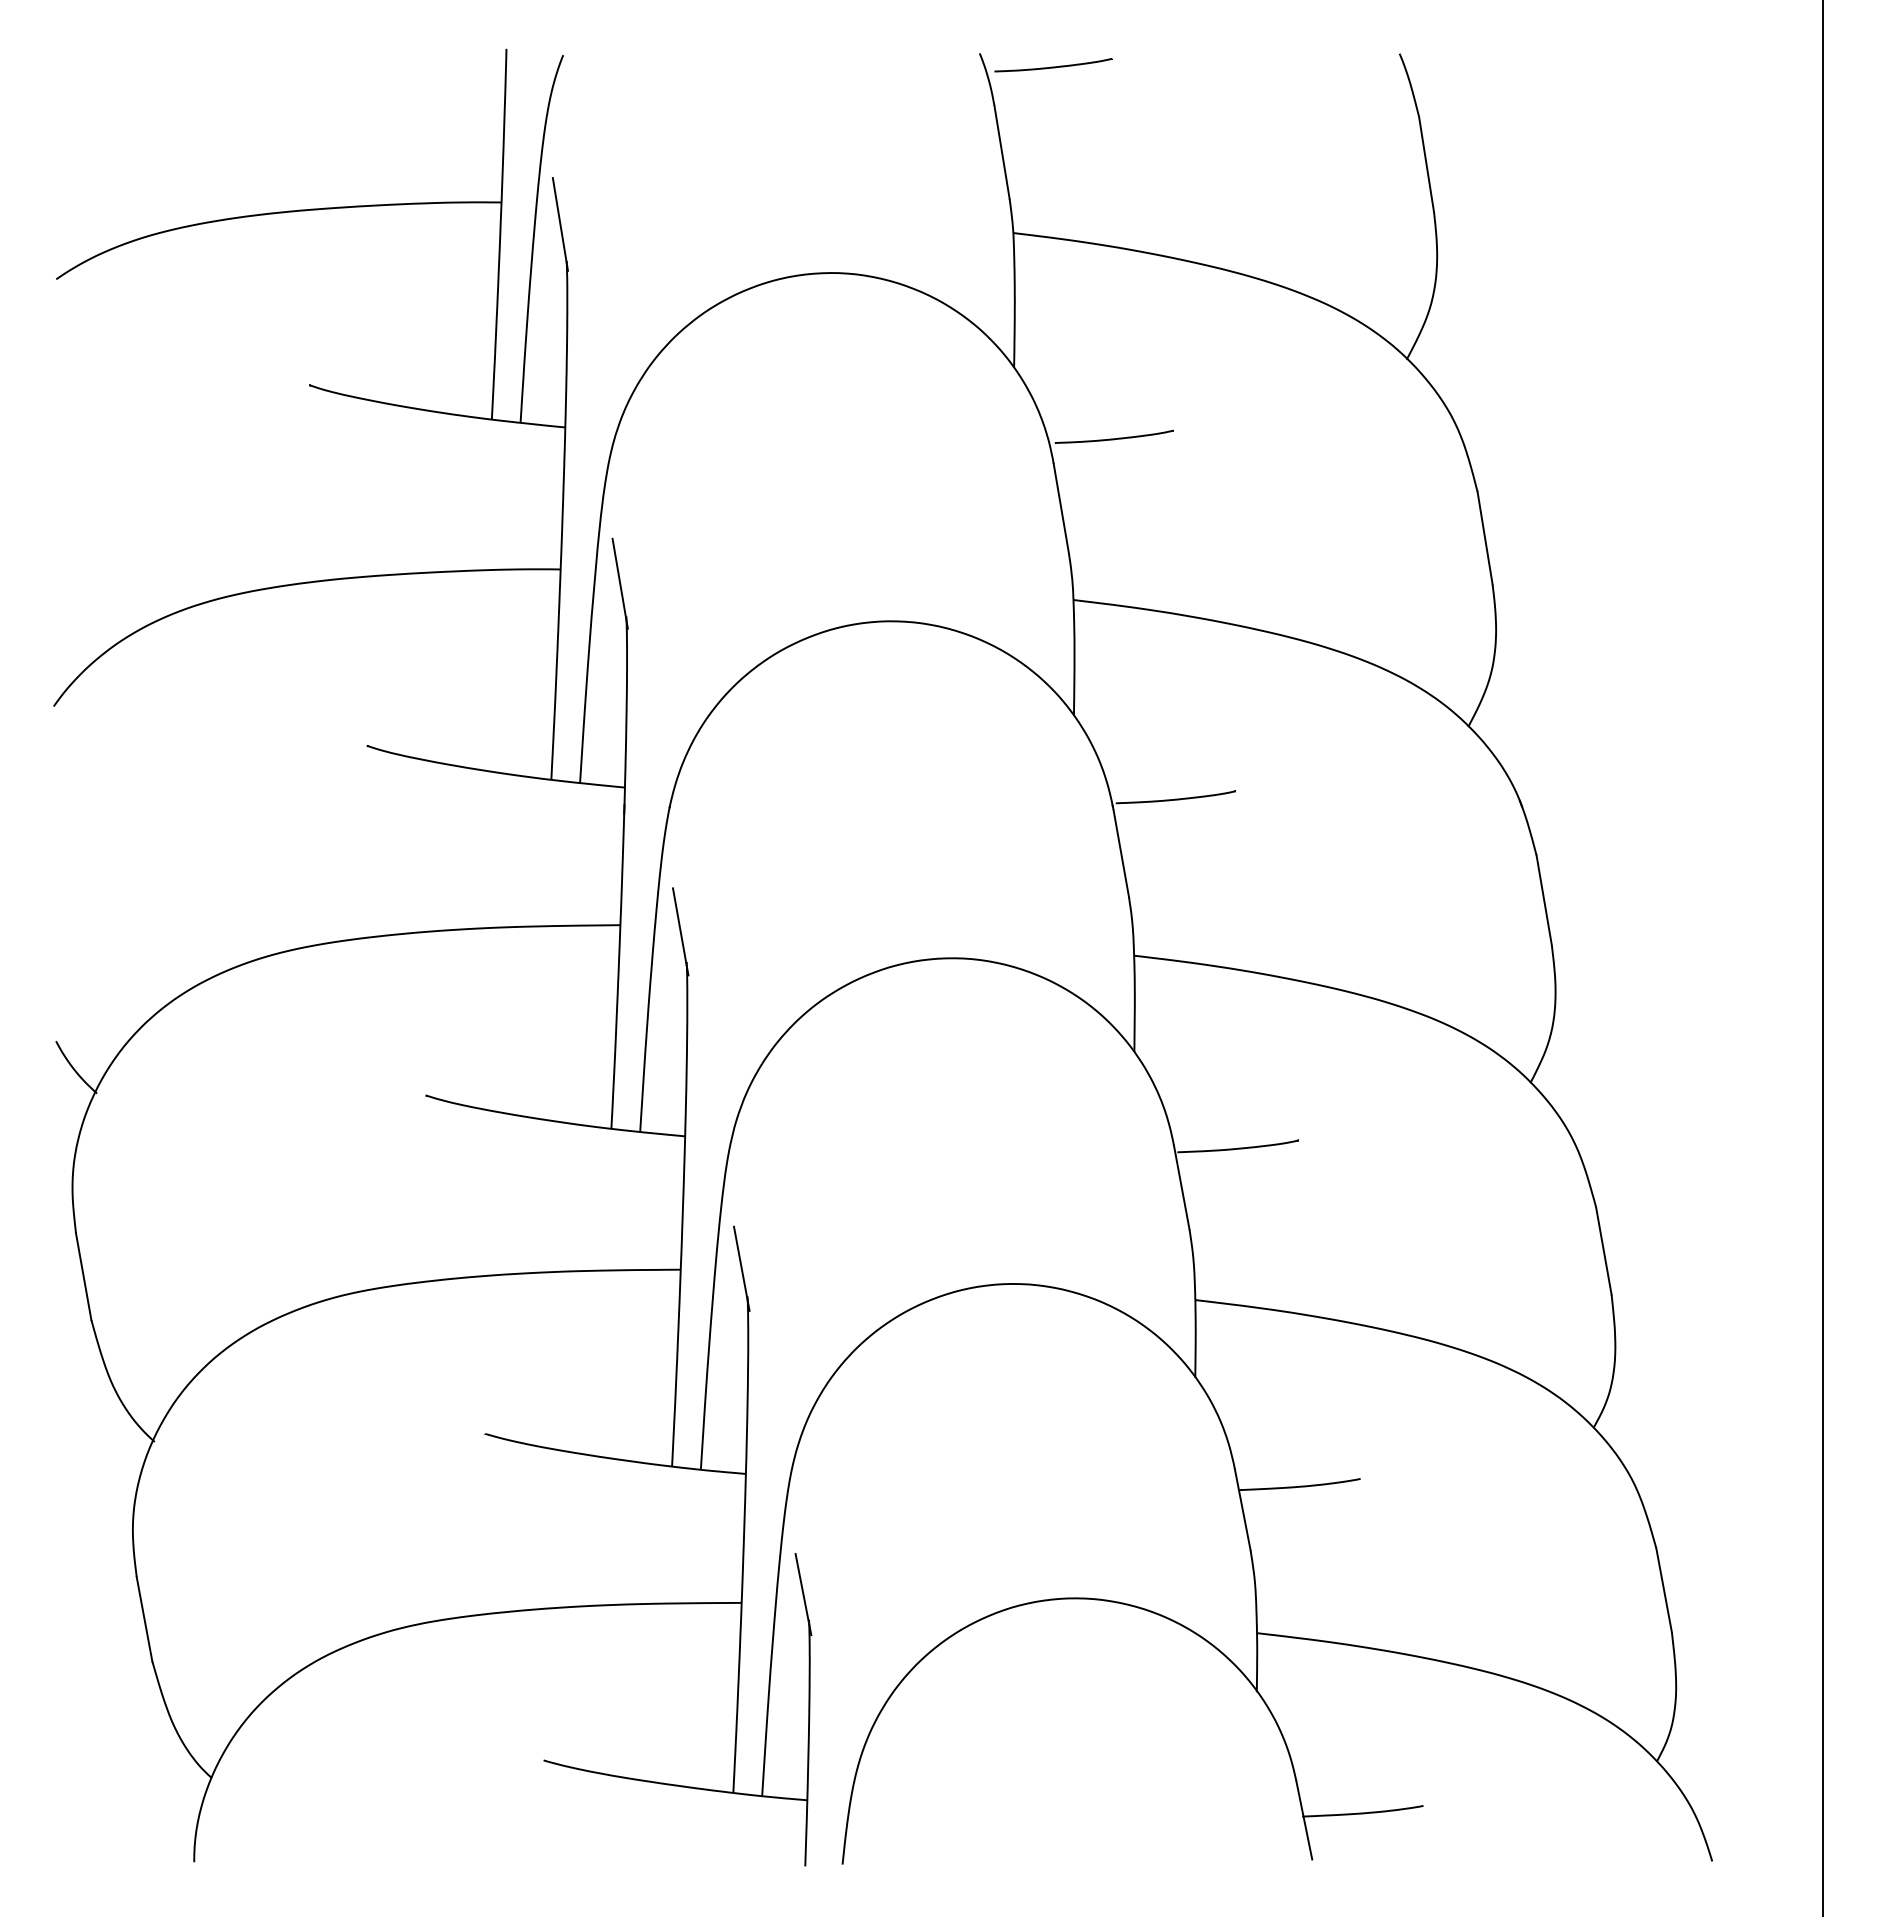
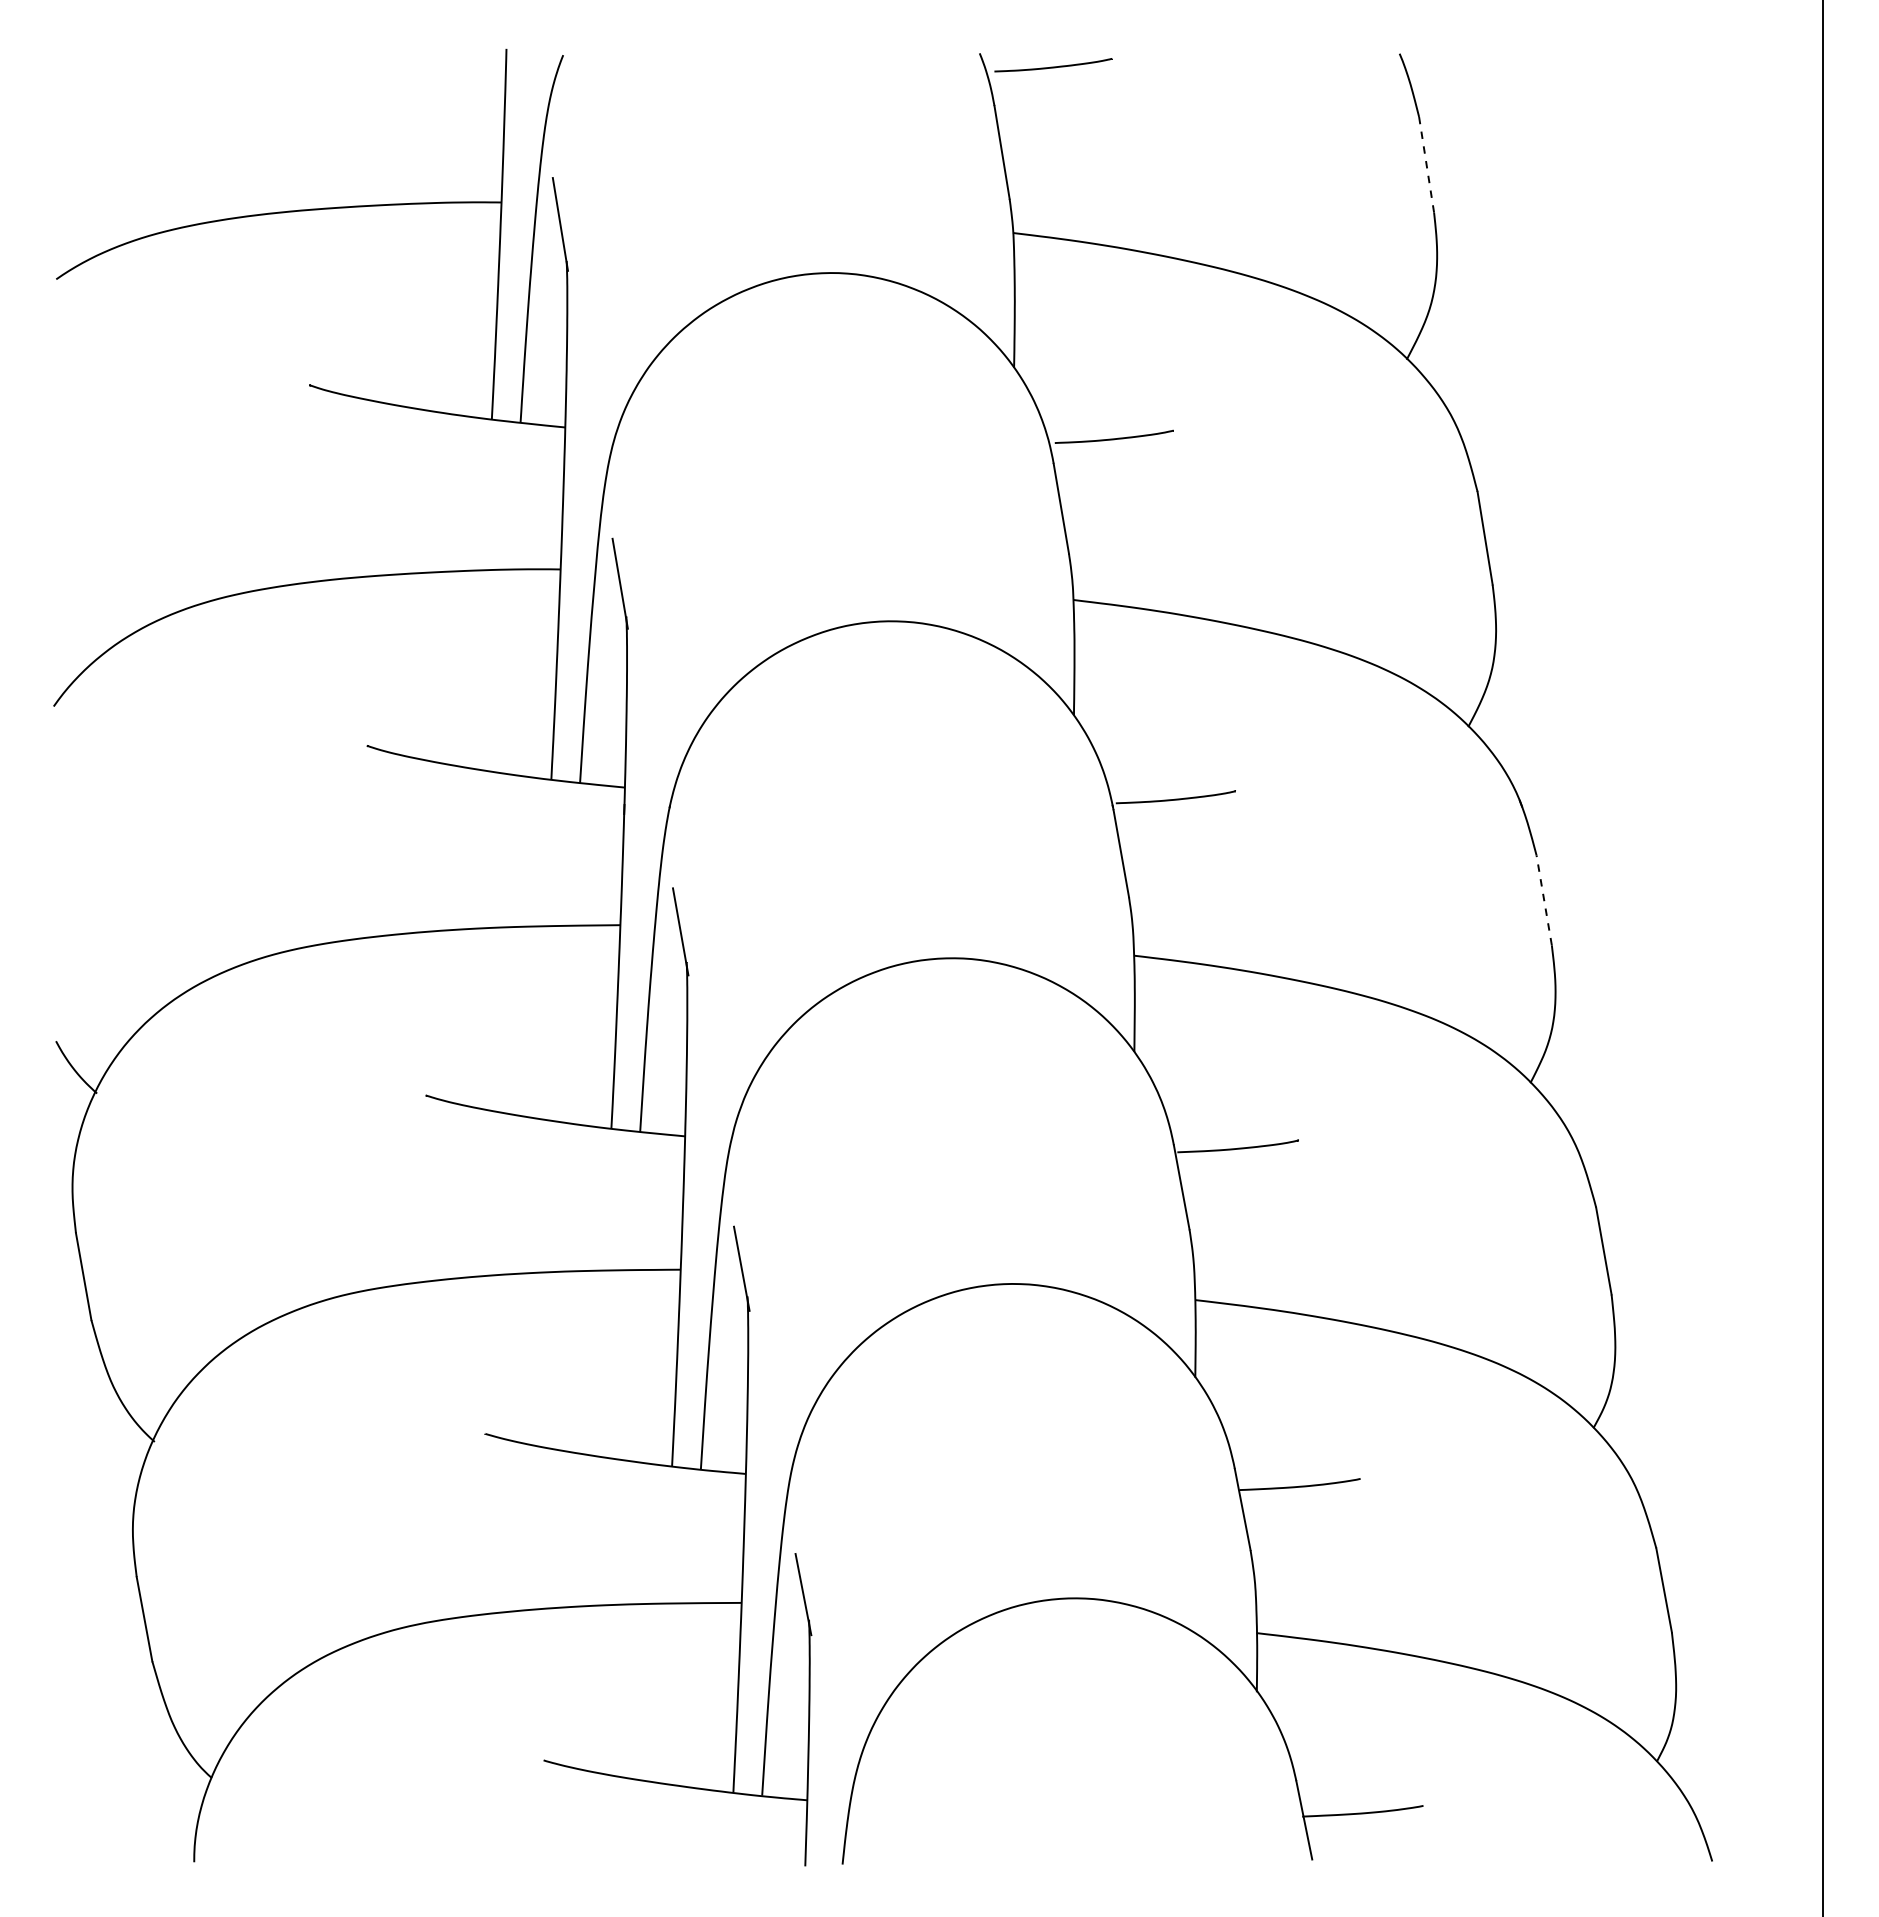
line: solid -> dashed (1426, 164)
line: solid -> dashed (1544, 900)
